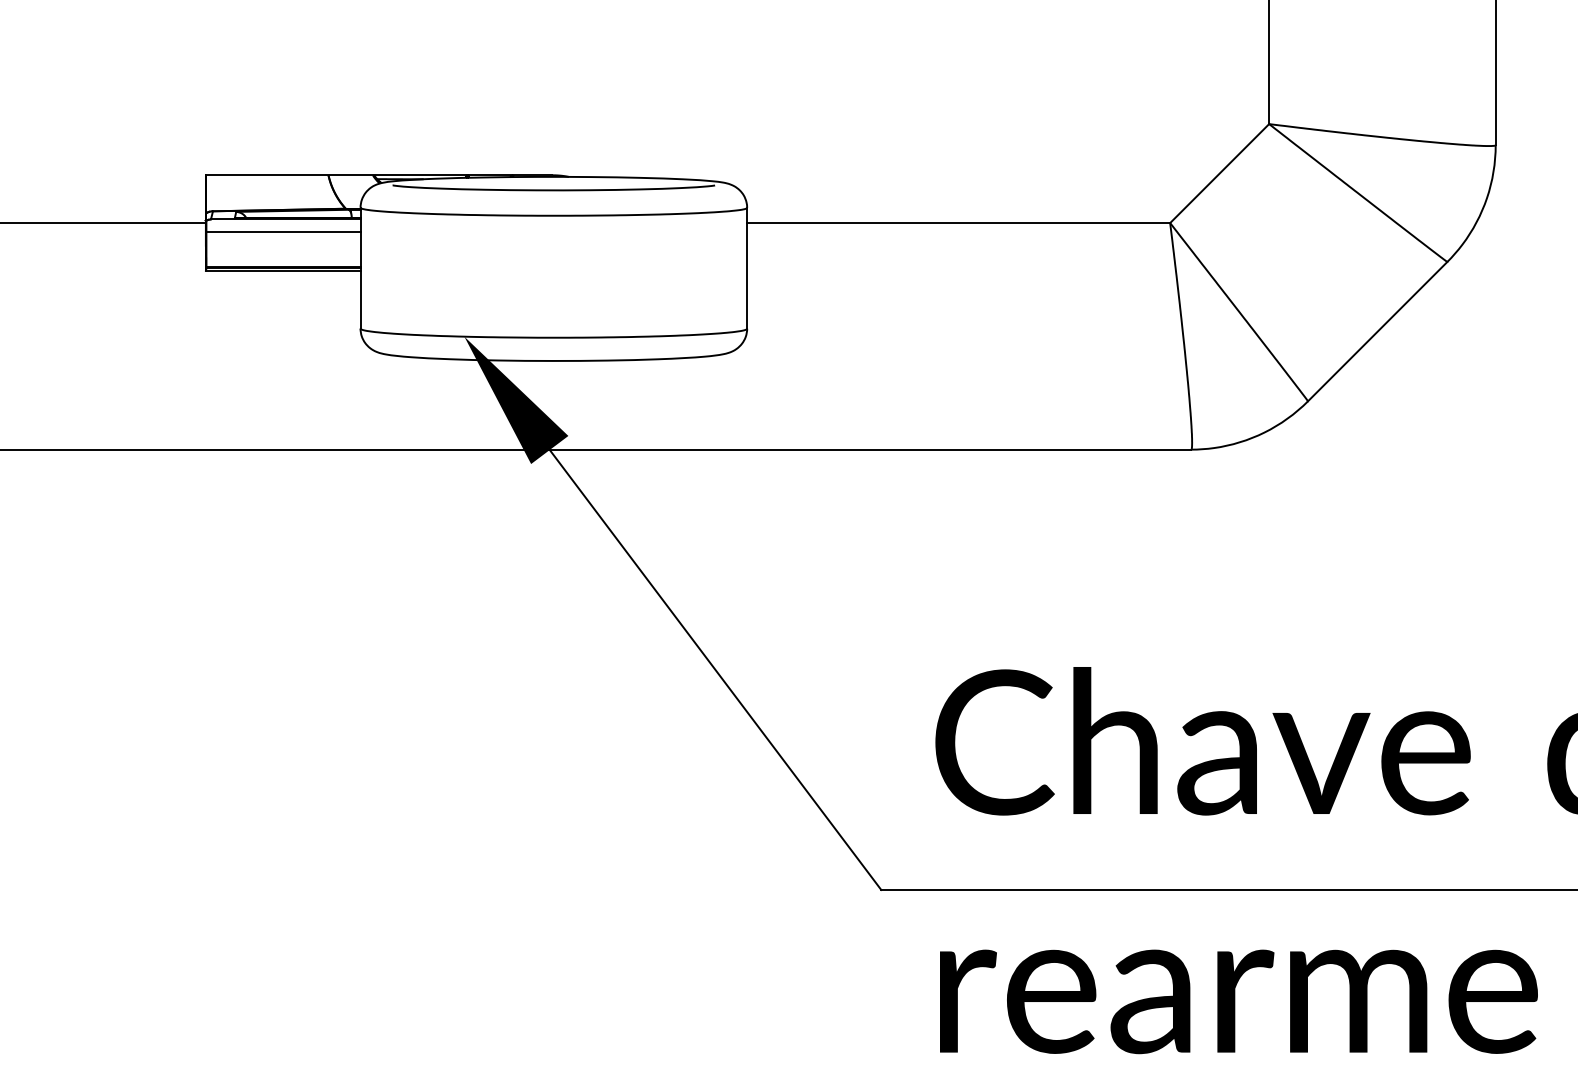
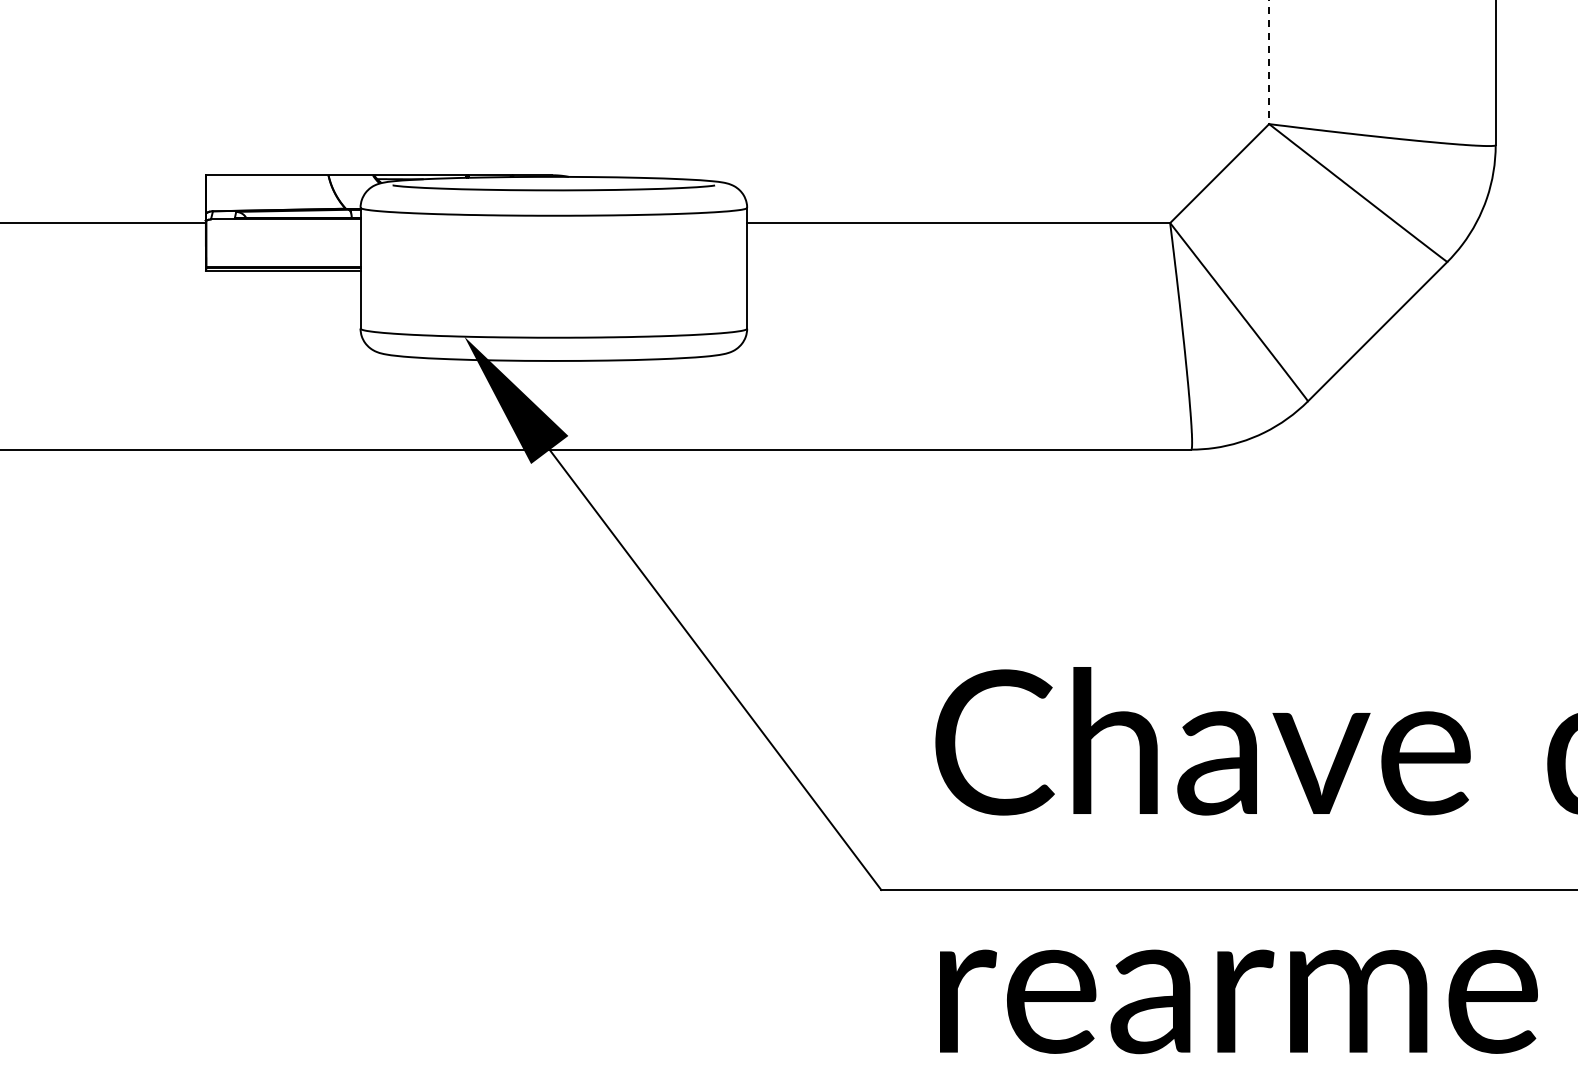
line: solid -> dashed (1269, 62)
line: present -> none (283, 231)
